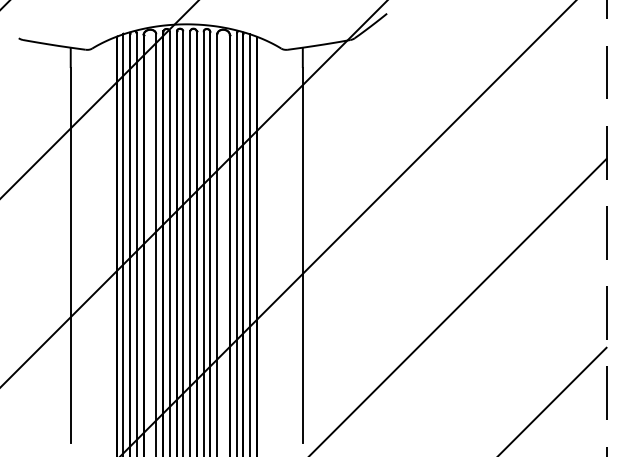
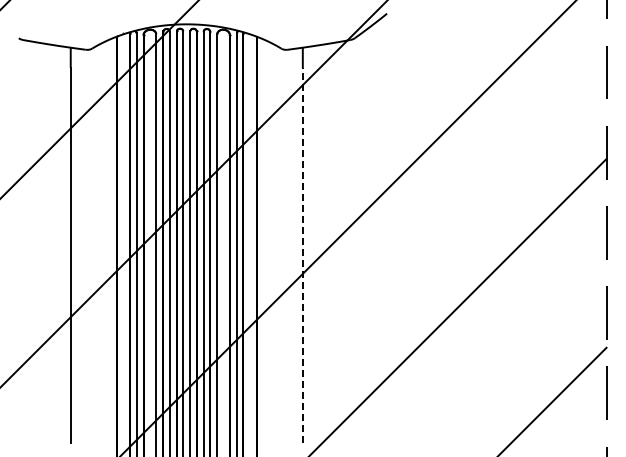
line: present -> none (123, 243)
line: present -> none (250, 243)
line: solid -> dashed (302, 255)
